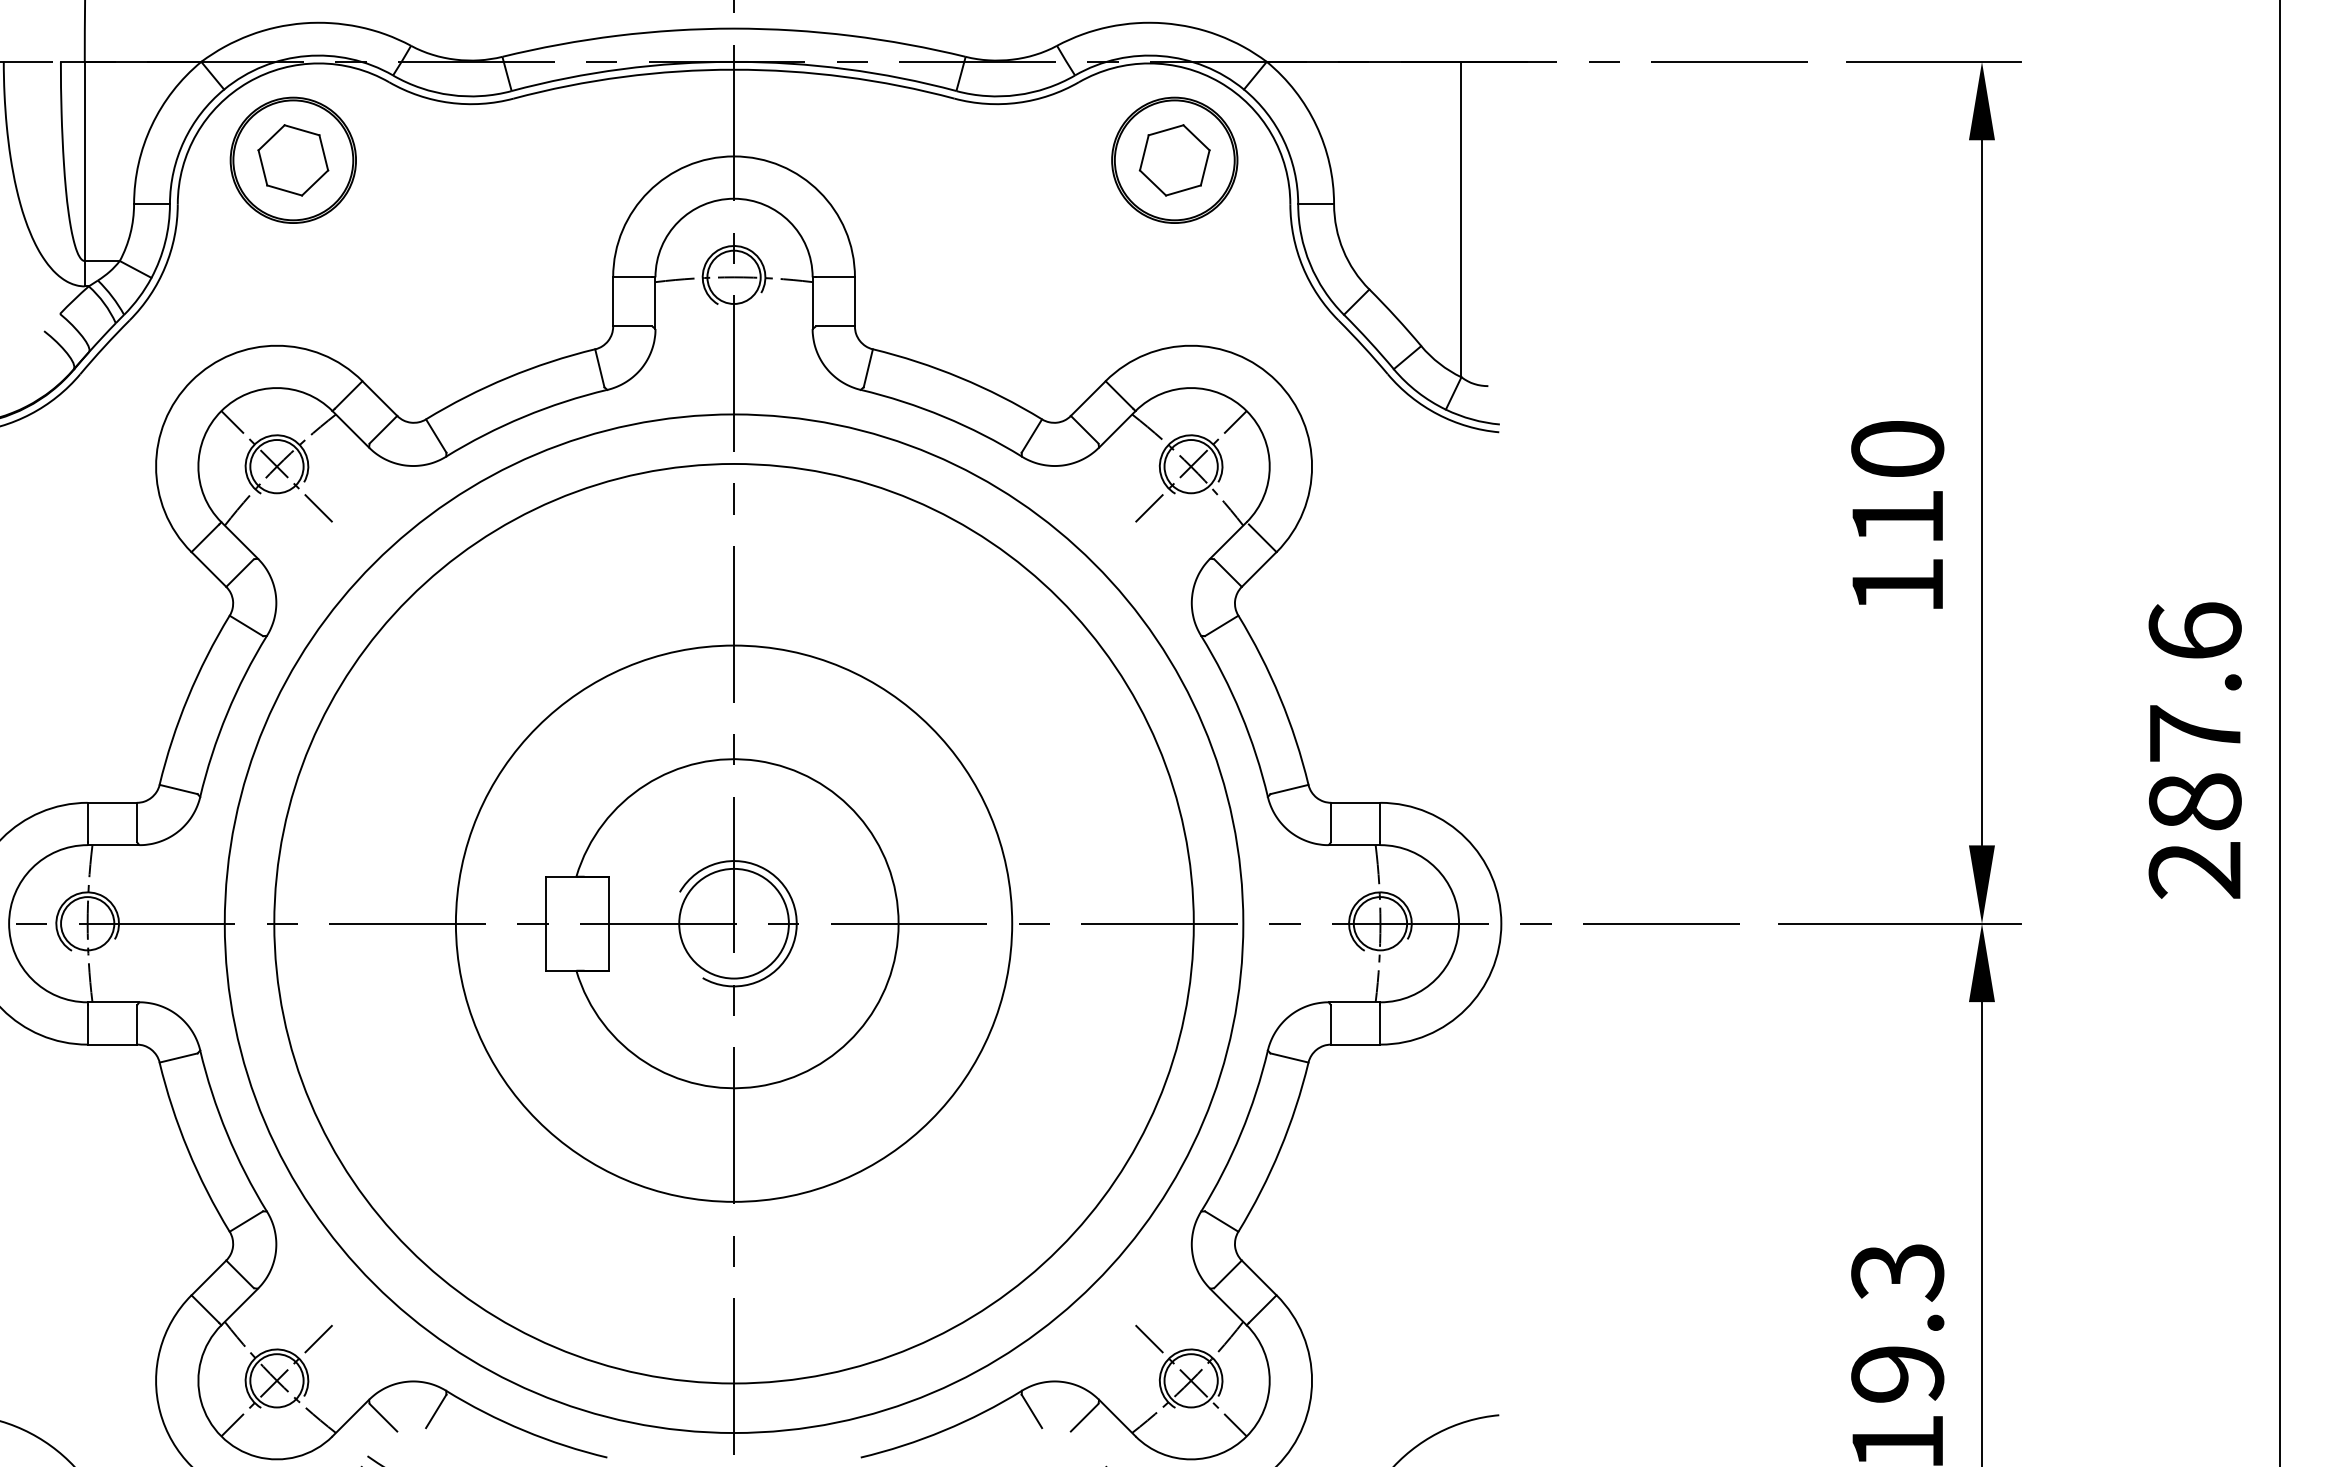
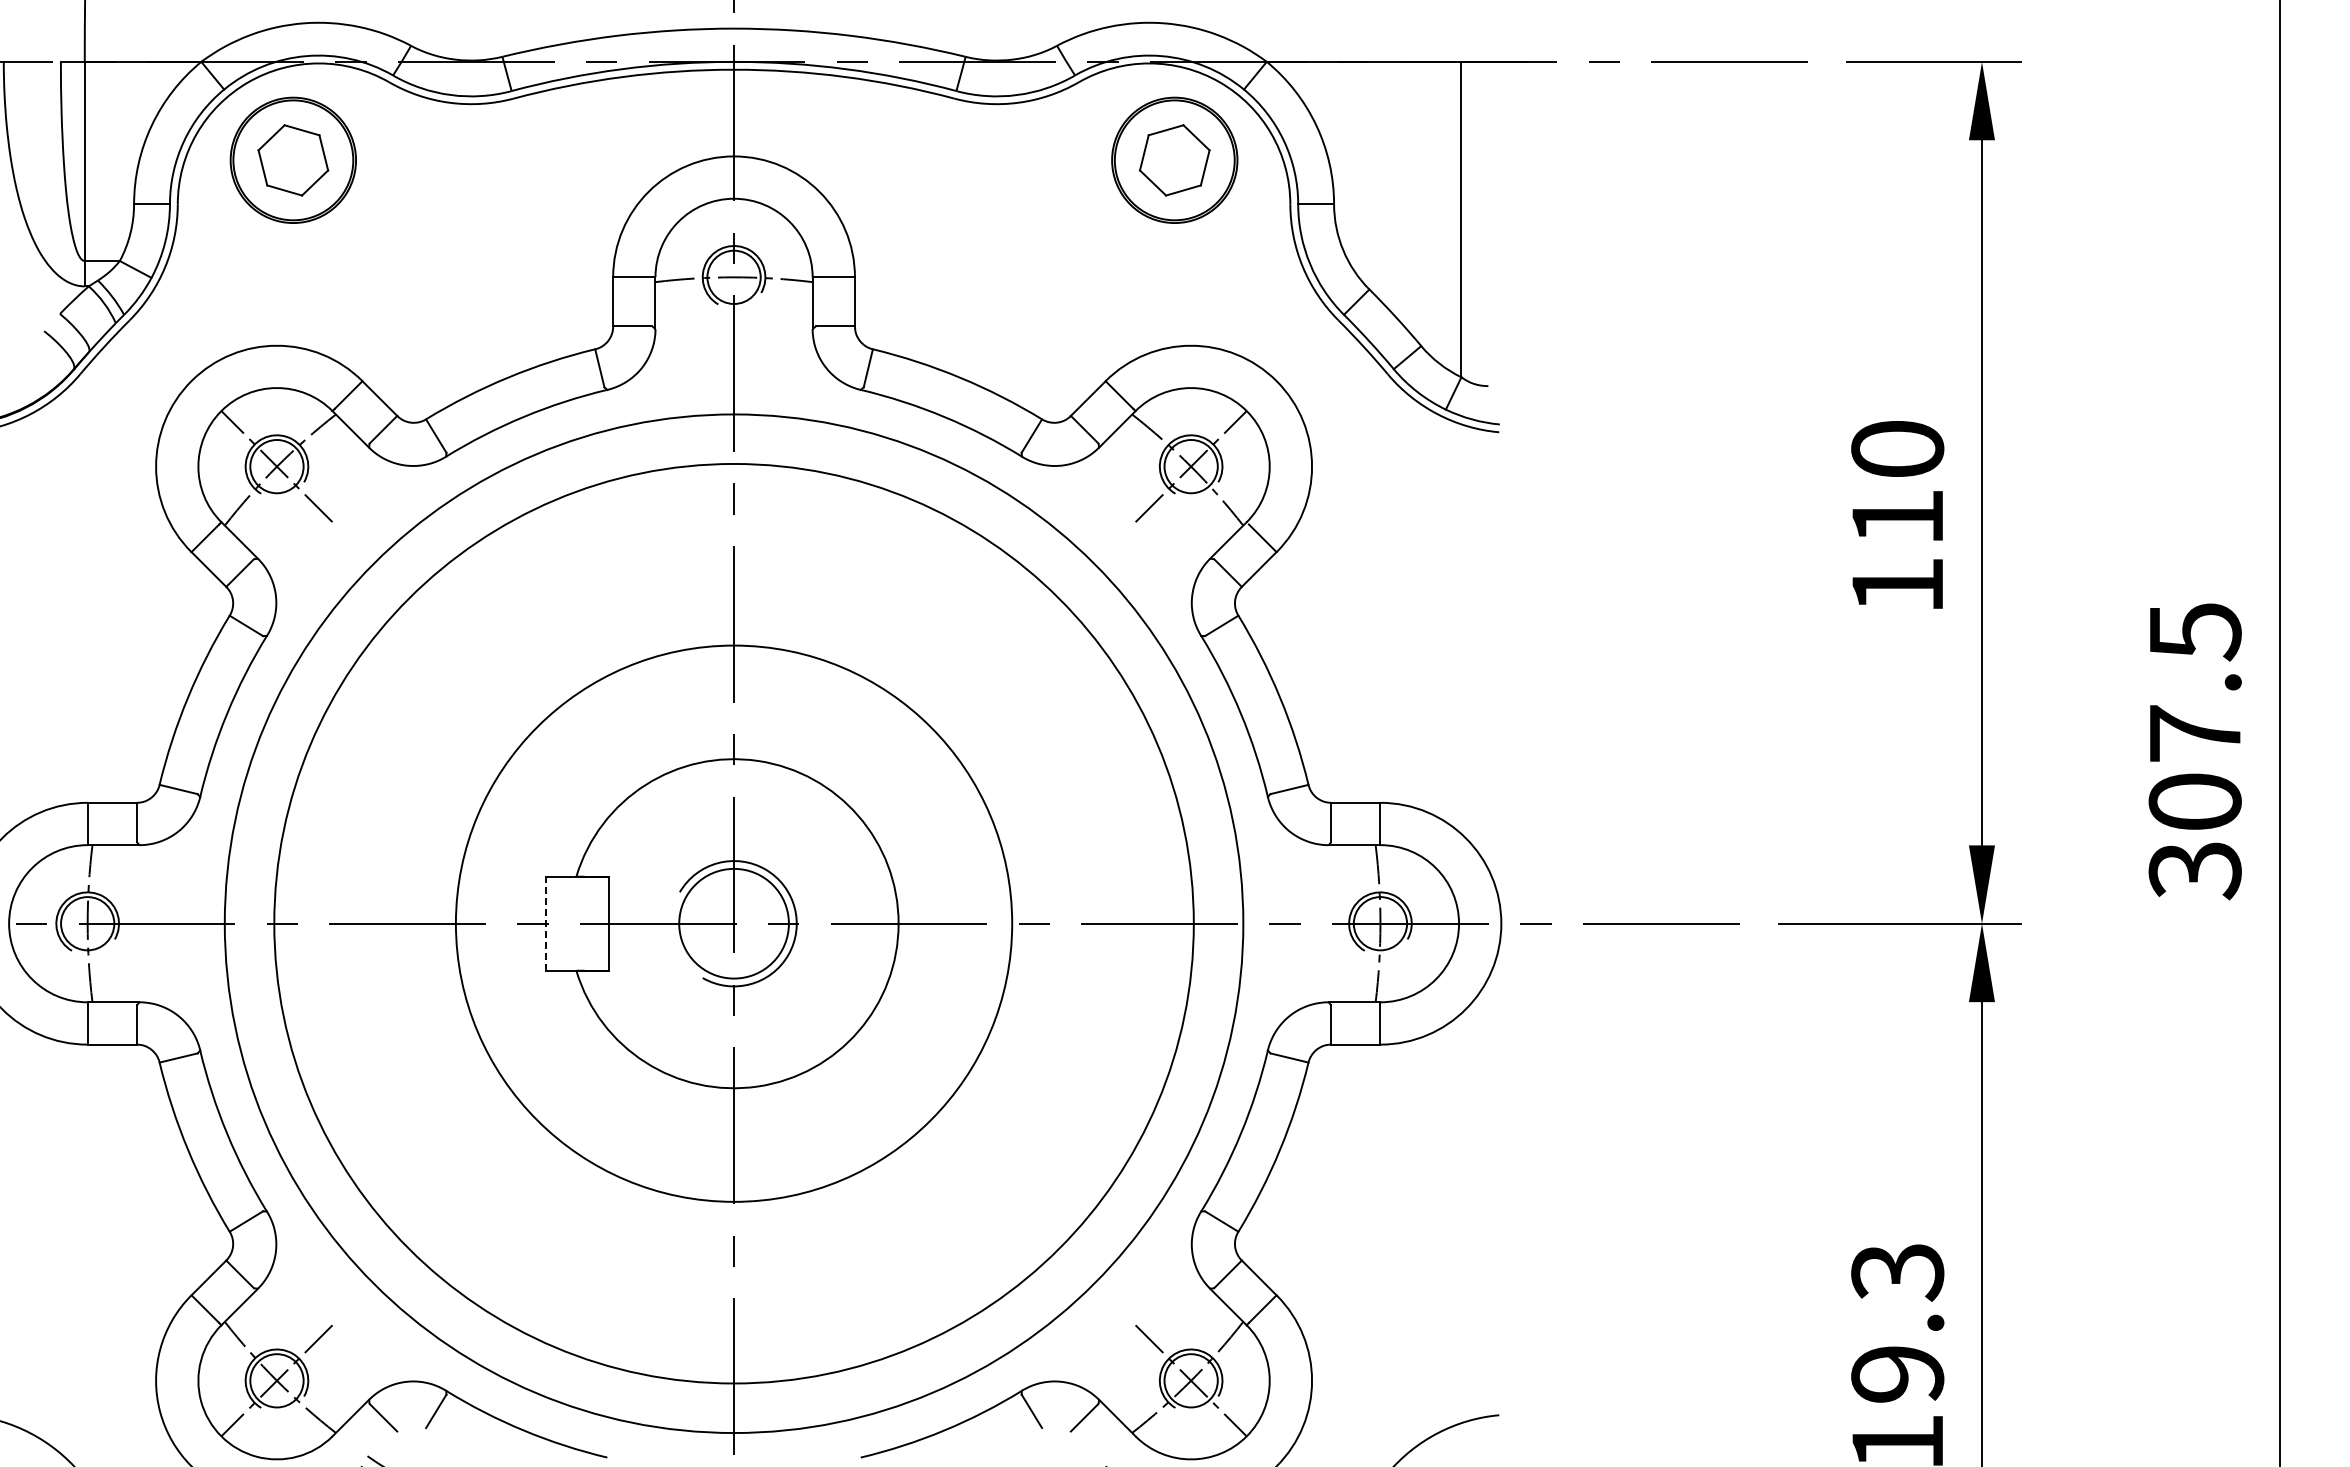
text: 287.6 -> 307.5 (2194, 751)
line: solid -> dashed (546, 923)
